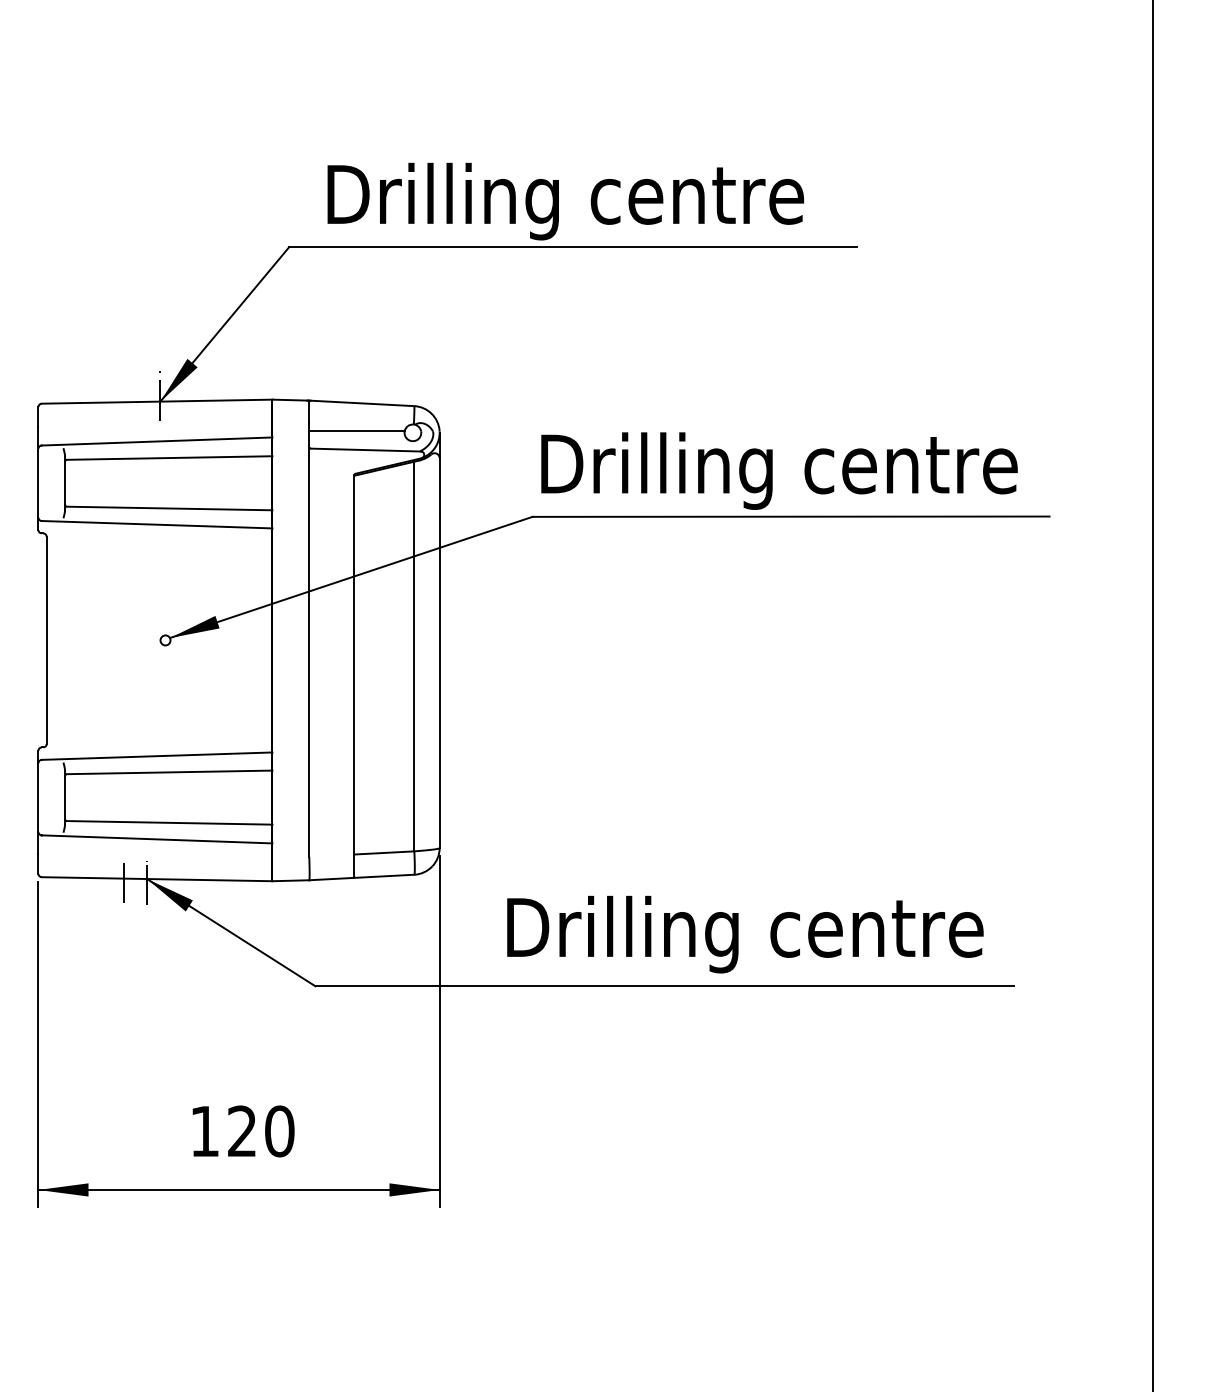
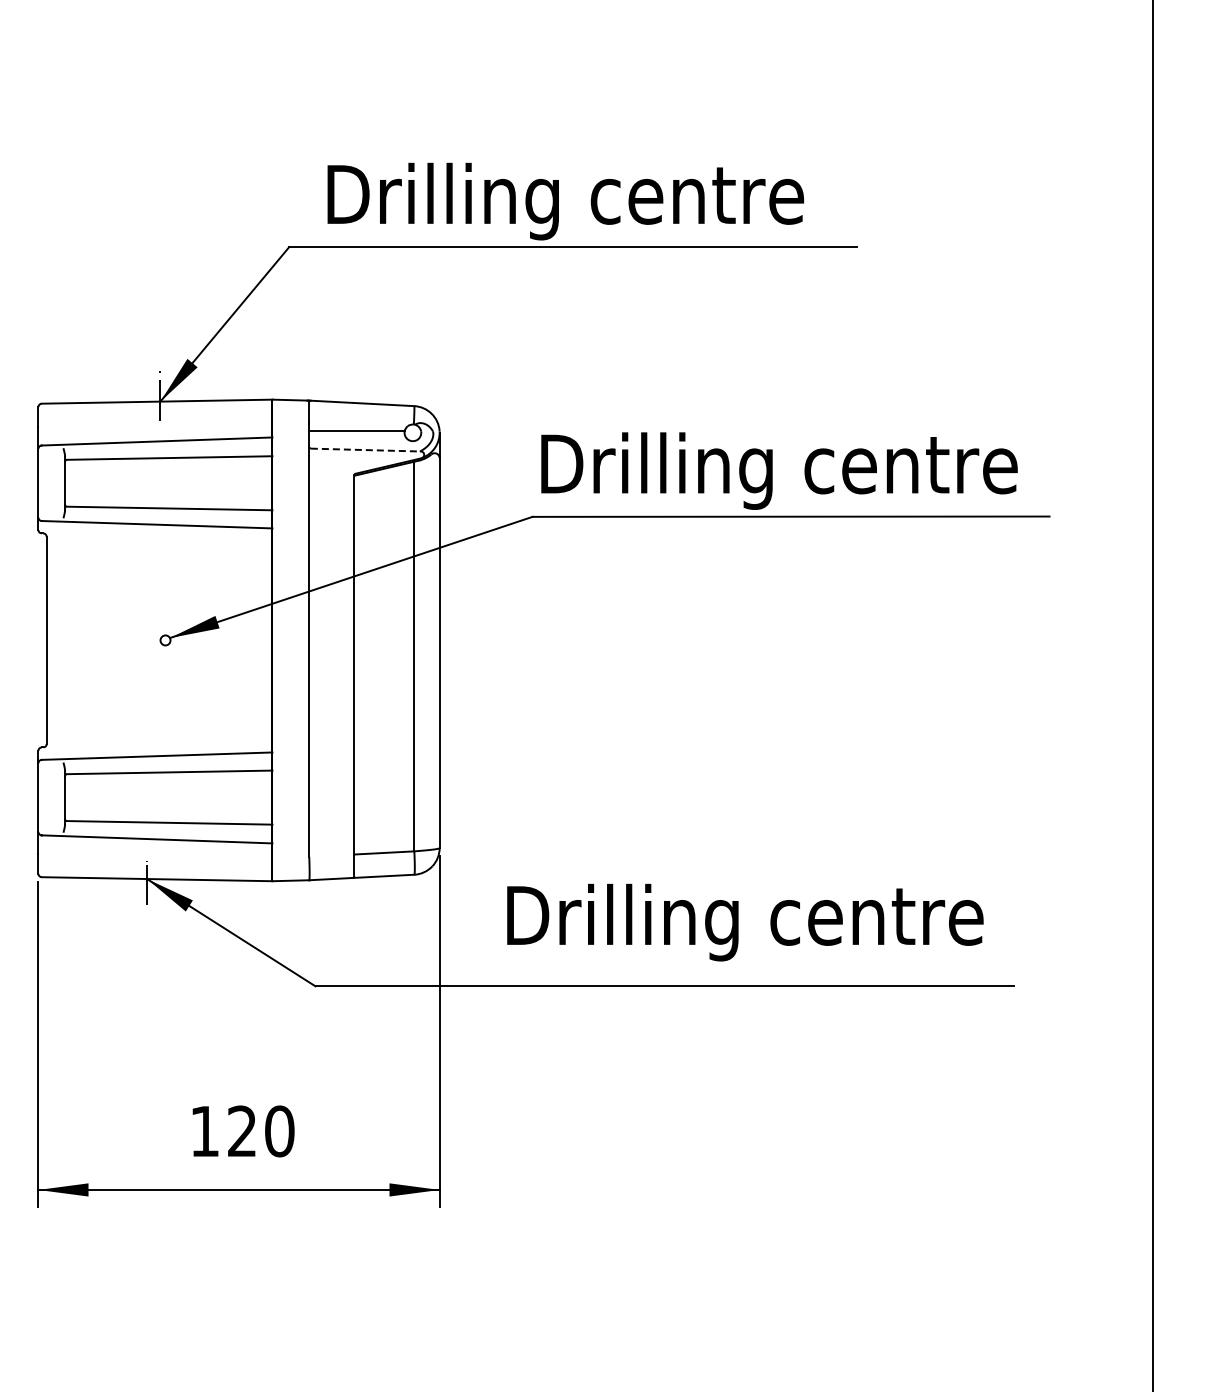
line: solid -> dashed (366, 450)
line: present -> none (123, 879)
text position: (745, 934) -> (745, 922) (745, 922)
